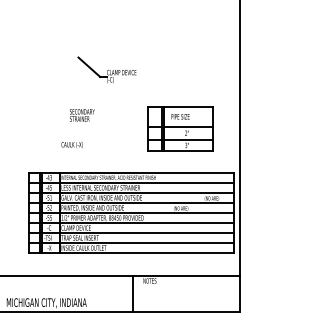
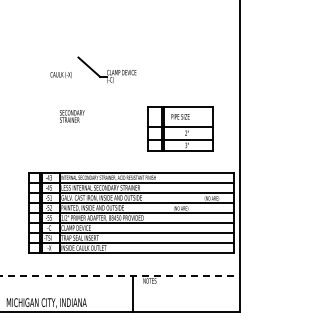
text position: (82, 115) -> (72, 116) (72, 116)
text position: (71, 145) -> (60, 75) (60, 75)
line: solid -> dashed (120, 275)
